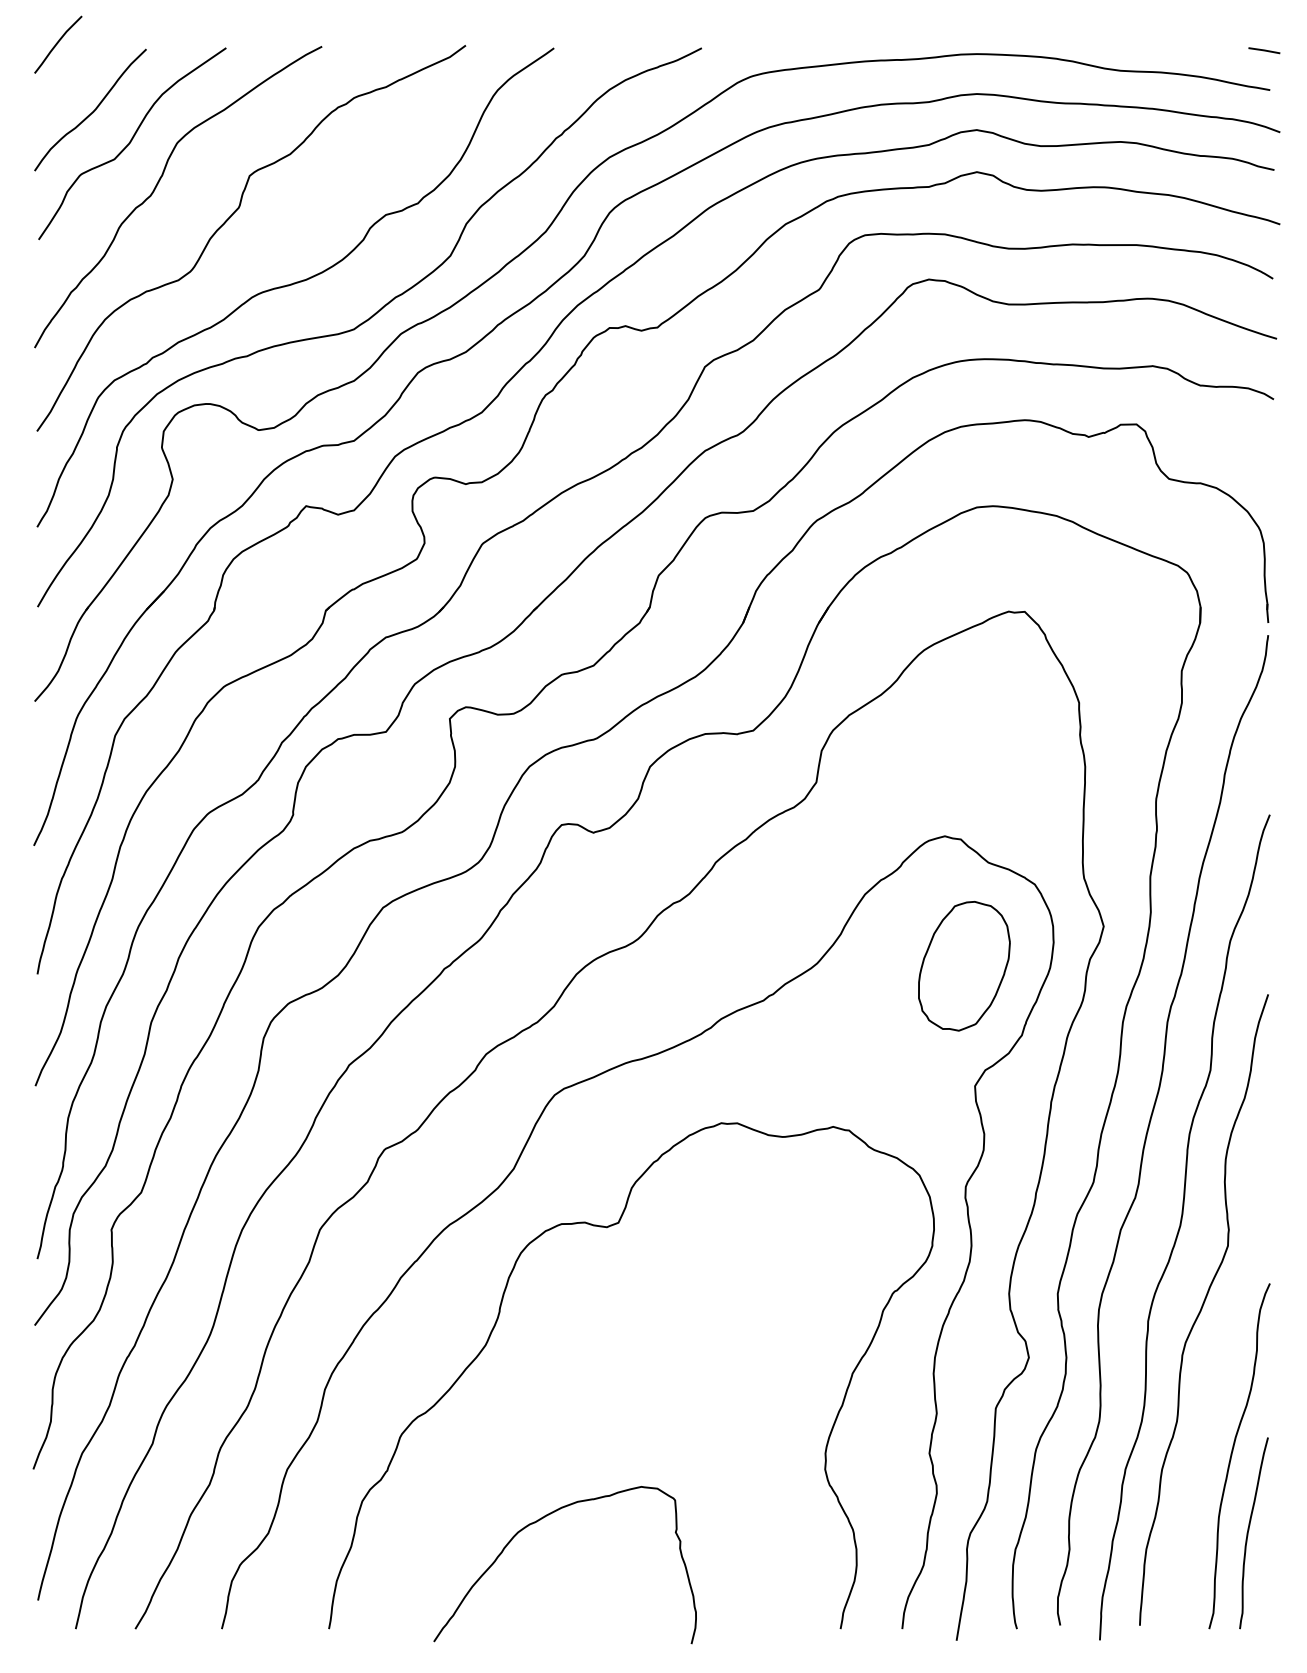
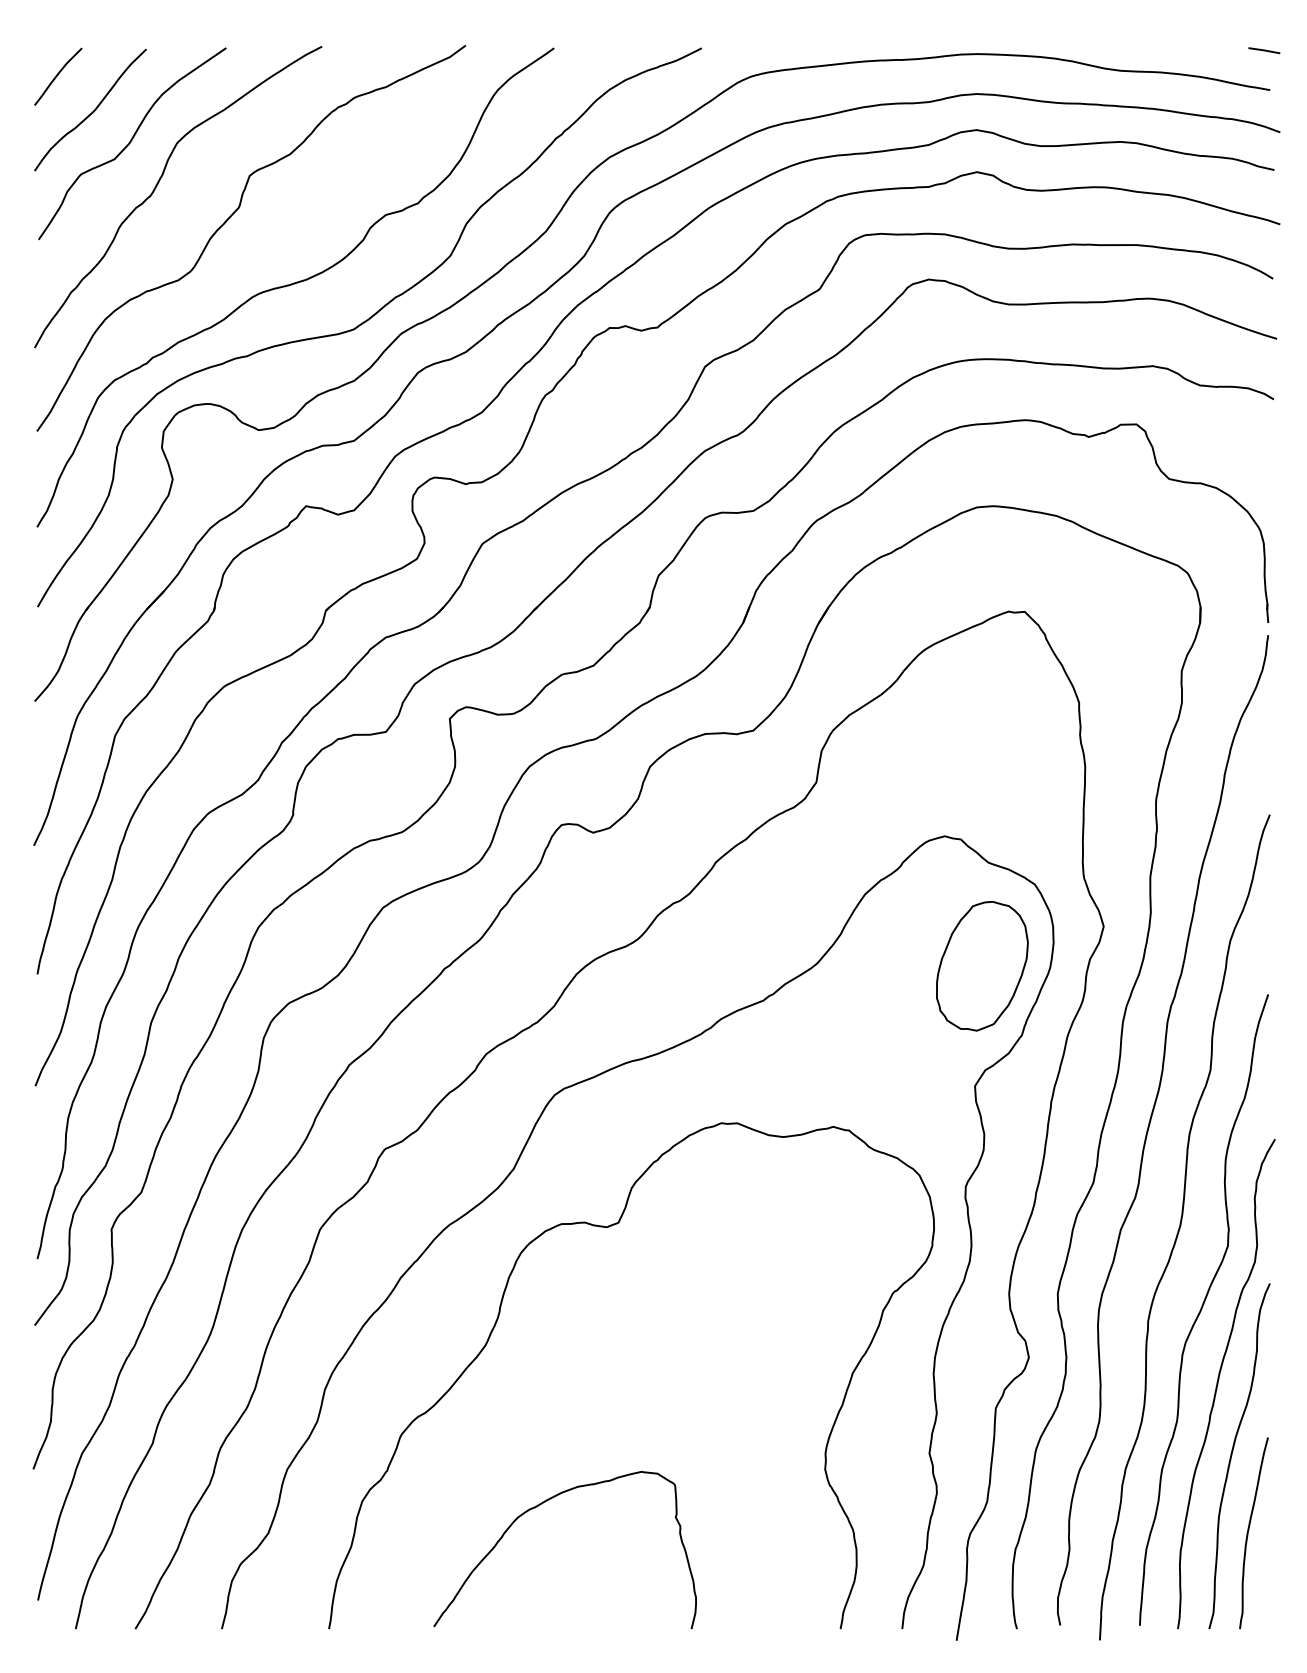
curve position: (58, 43) -> (58, 75) (58, 75)
part position: (964, 966) -> (982, 966) (982, 966)
curve: none -> present (1218, 1384)
curve position: (540, 1520) -> (540, 1505) (540, 1505)
